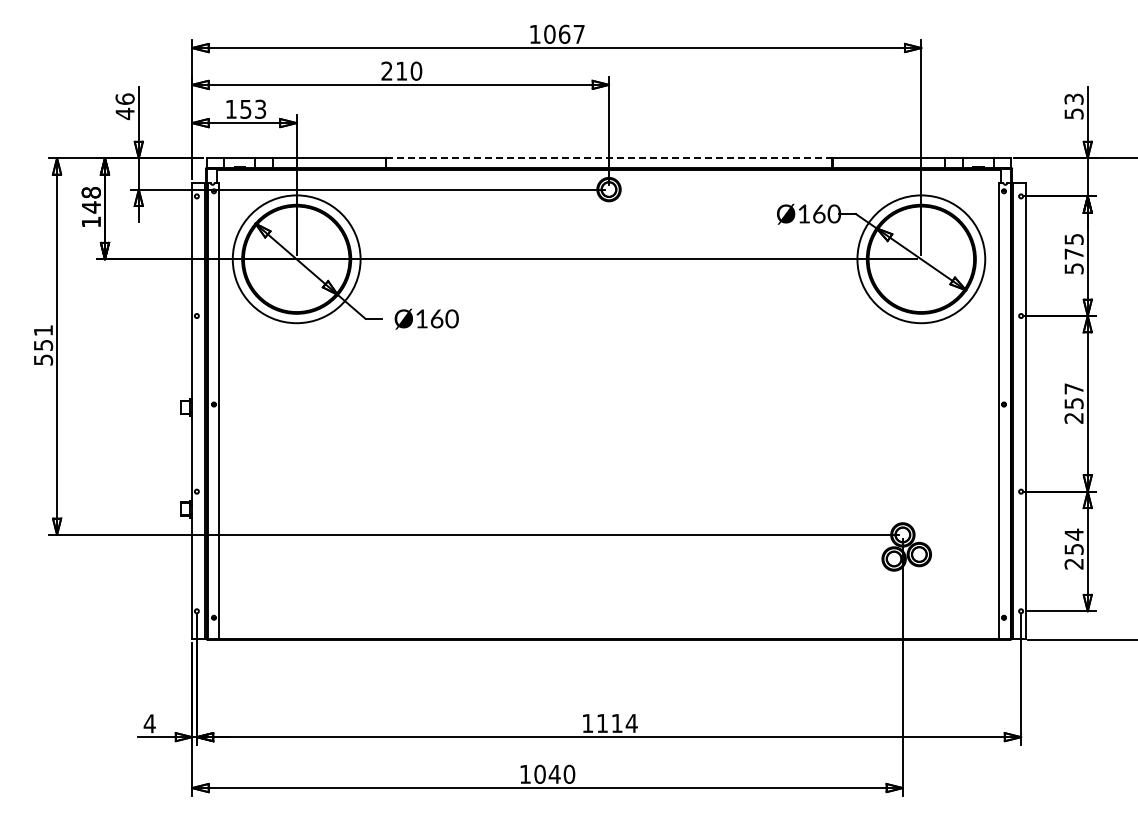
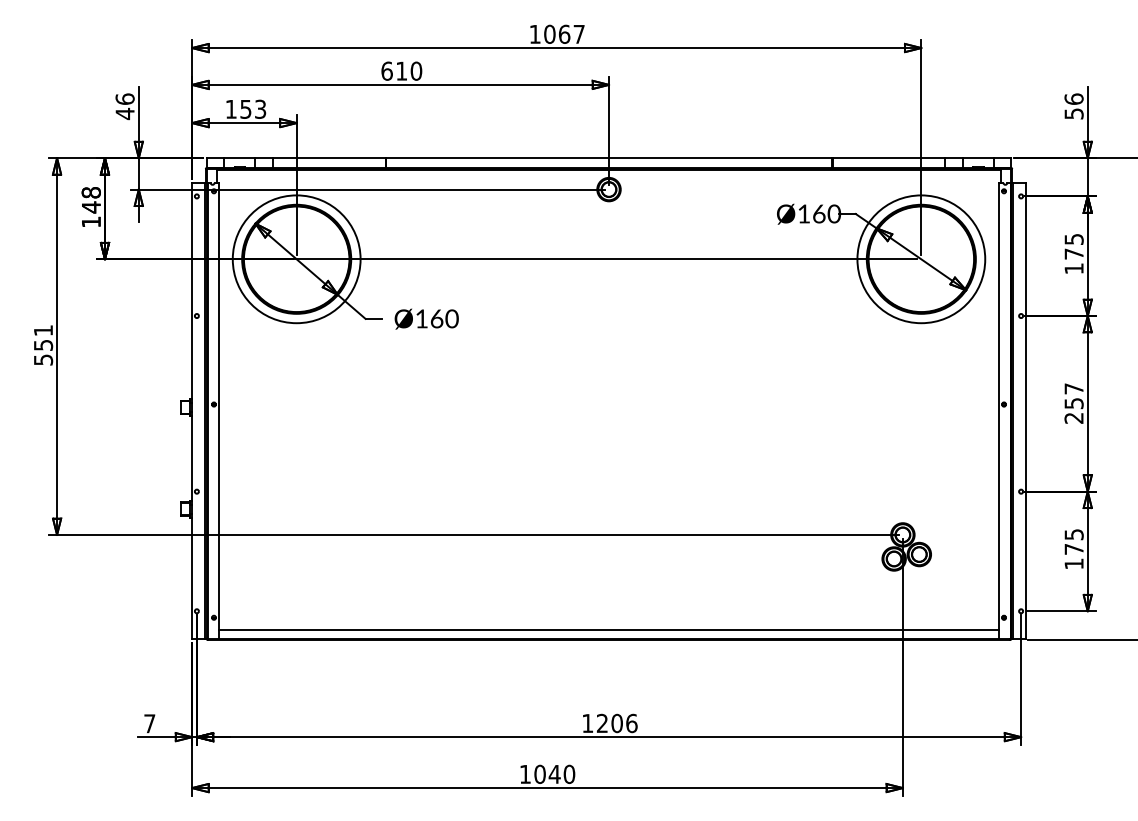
text: 210 -> 610 (386, 70)
text: 53 -> 56 (1073, 98)
line: dashed -> solid (609, 158)
text: 575 -> 175 (1073, 268)
text: 254 -> 175 (1073, 548)
line: none -> present (608, 629)
text: 4 -> 7 (149, 723)
text: 1114 -> 1206 (616, 723)
